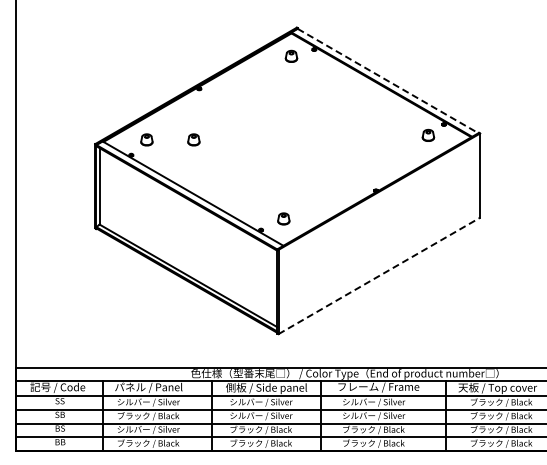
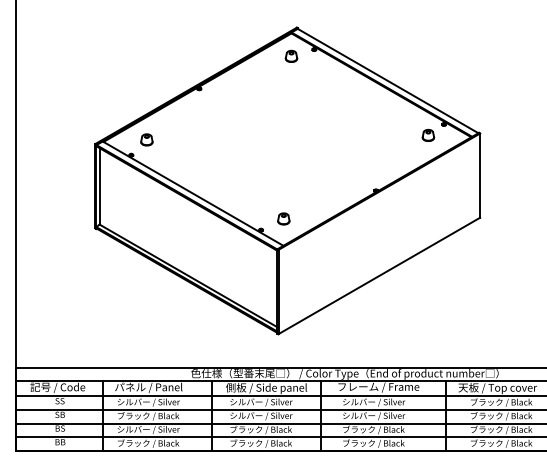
line: dashed -> solid (388, 81)
part: present -> none (193, 139)
line: dashed -> solid (379, 275)
